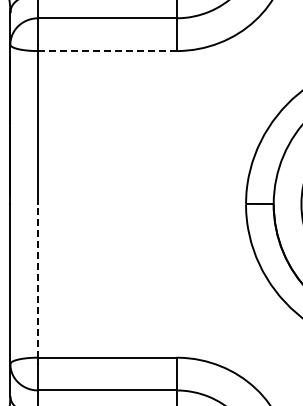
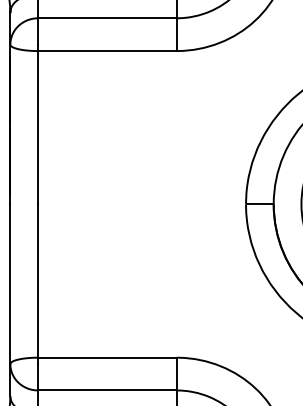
line: dashed -> solid (106, 51)
line: dashed -> solid (38, 281)
